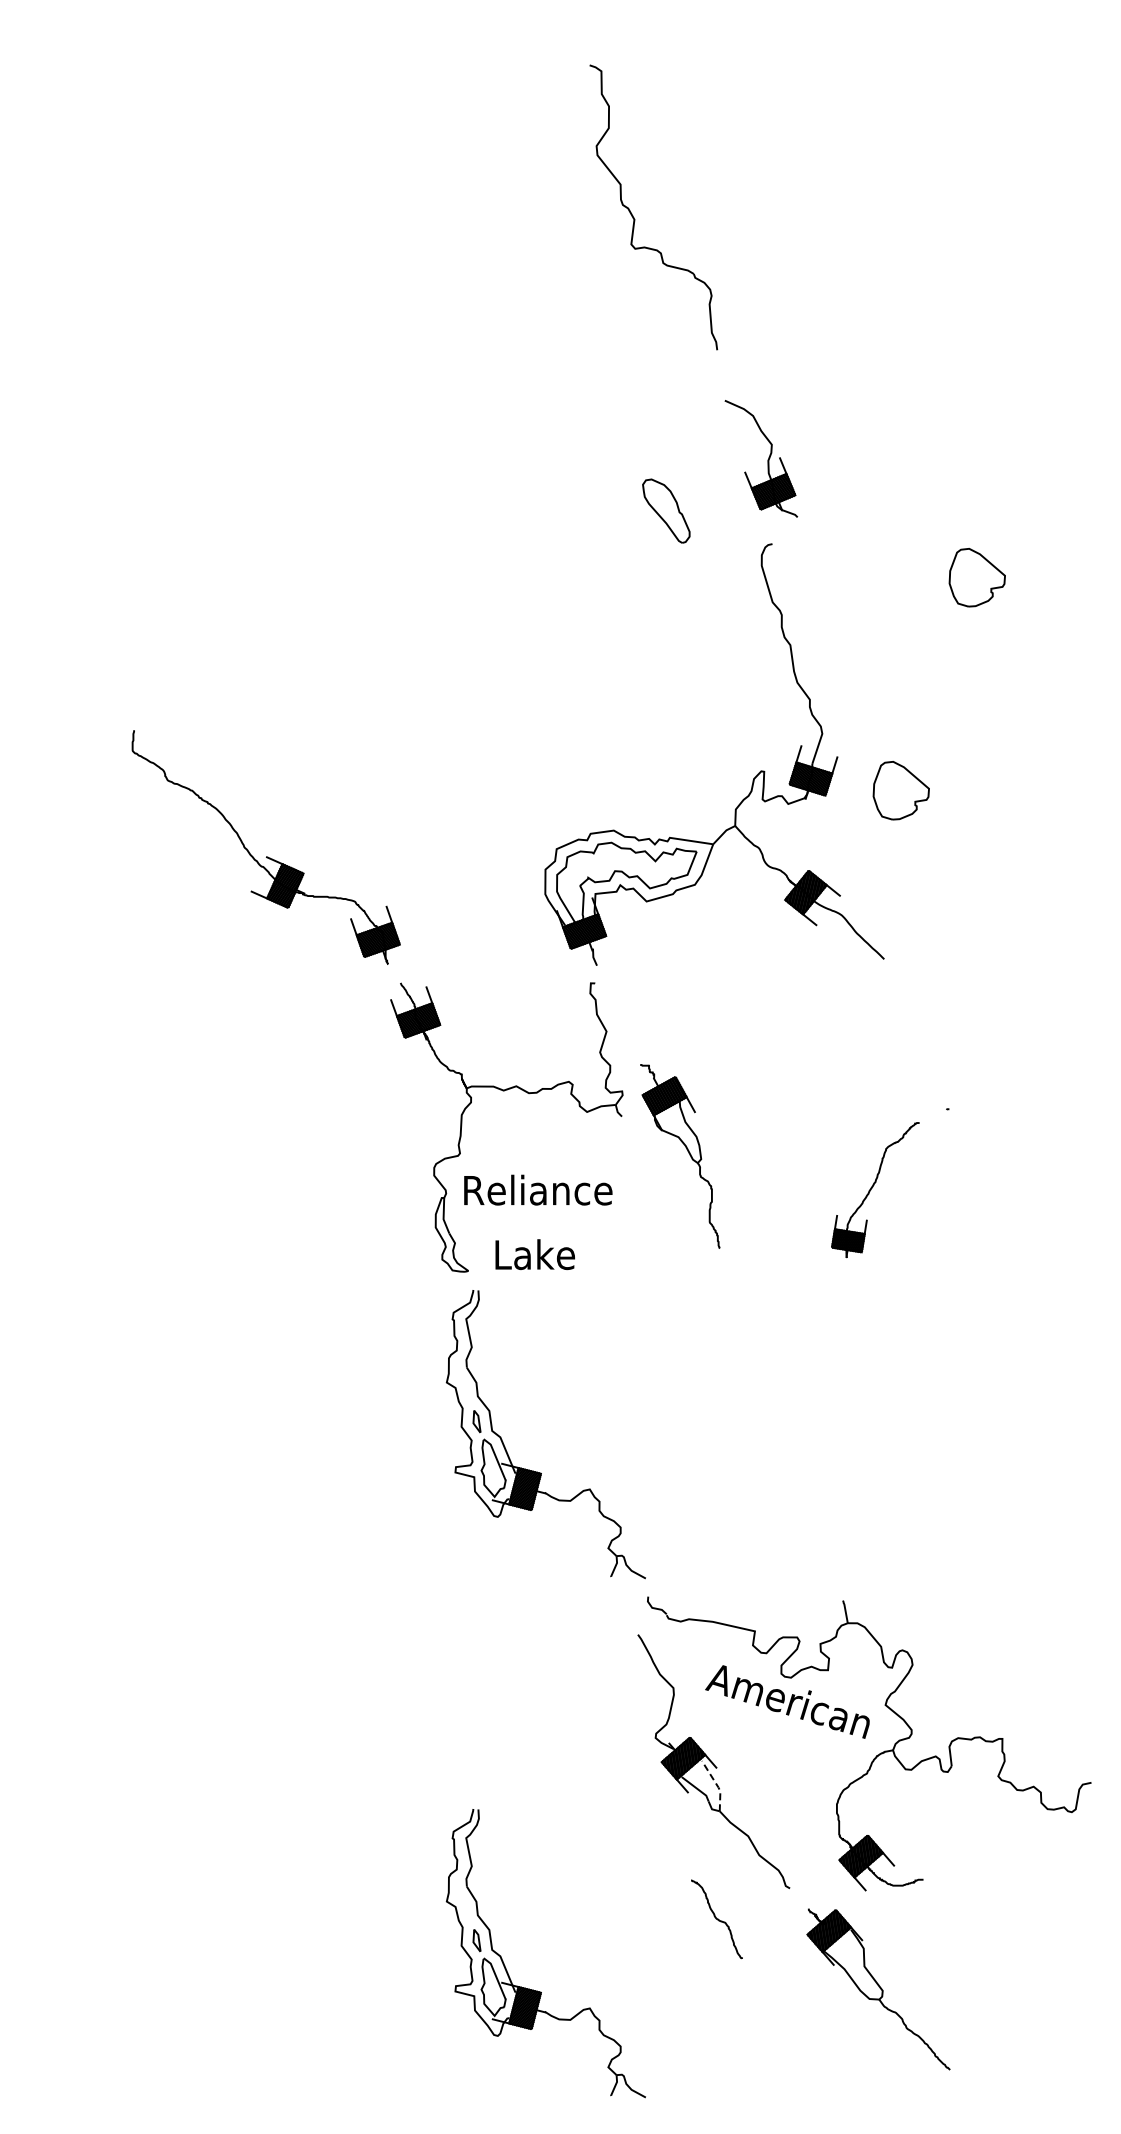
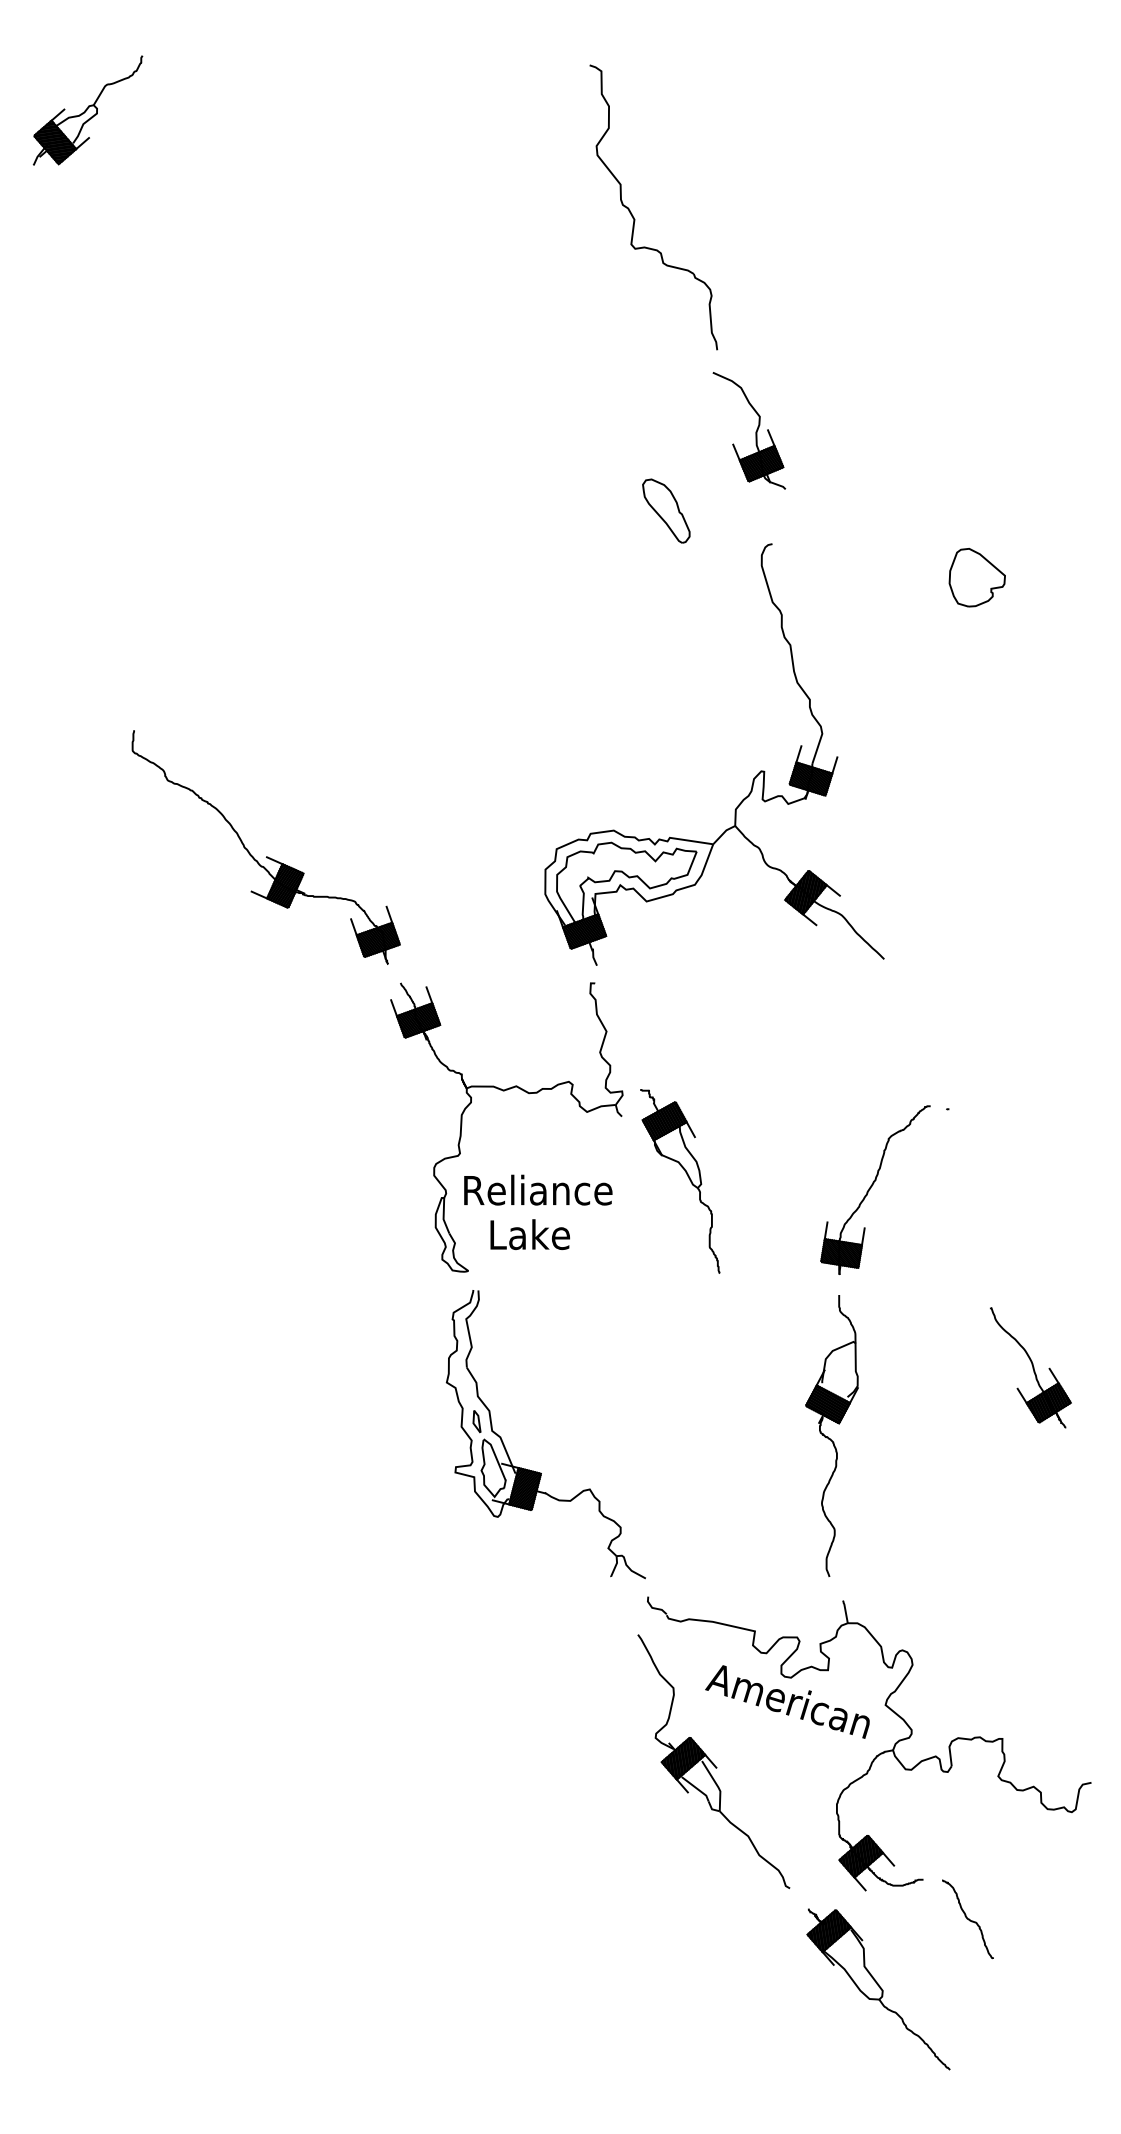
part: none -> present (87, 110)
part position: (767, 459) -> (755, 431) (755, 431)
part: present -> none (900, 790)
part position: (688, 1153) -> (688, 1178) (688, 1178)
part size: 89x137 px -> 111x170 px (875, 1189)
text position: (534, 1254) -> (529, 1234) (529, 1234)
part: none -> present (1030, 1367)
part: none -> present (831, 1435)
line: dashed -> solid (716, 1785)
curve position: (716, 1919) -> (967, 1919) (967, 1919)
part: present -> none (537, 1990)
